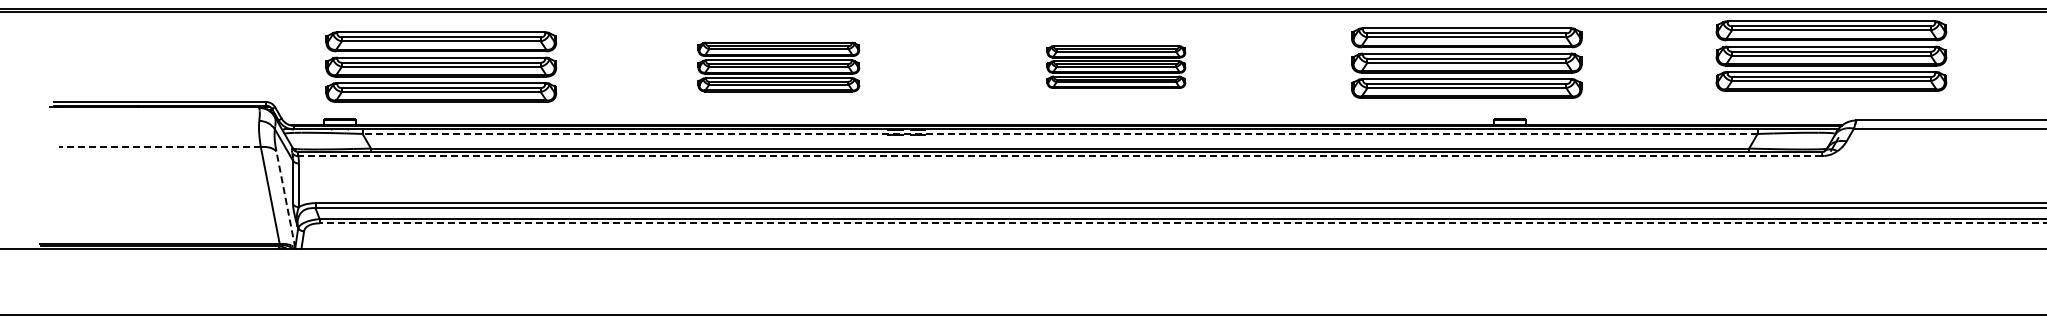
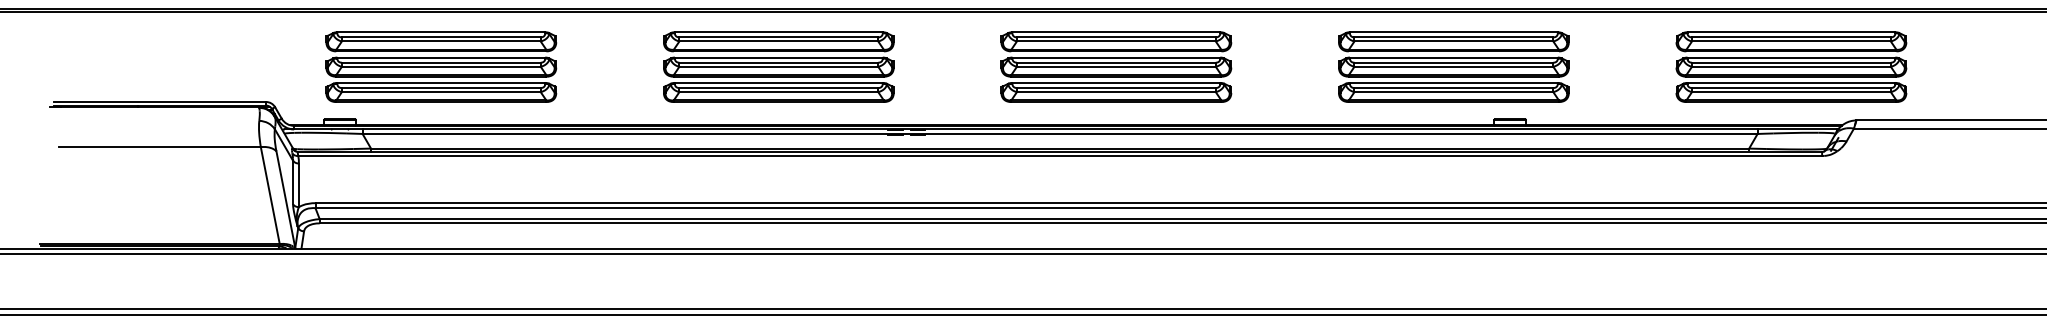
part position: (1831, 55) -> (1791, 66) (1791, 66)
part position: (1466, 62) -> (1453, 66) (1453, 66)
part size: 164x52 px -> 232x72 px (778, 66)
part size: 141x44 px -> 233x72 px (1116, 66)
line: dashed -> solid (1060, 133)
line: dashed -> solid (160, 147)
line: dashed -> solid (1060, 156)
line: dashed -> solid (285, 199)
line: dashed -> solid (1182, 223)
line: none -> present (1022, 254)
line: none -> present (1022, 308)
